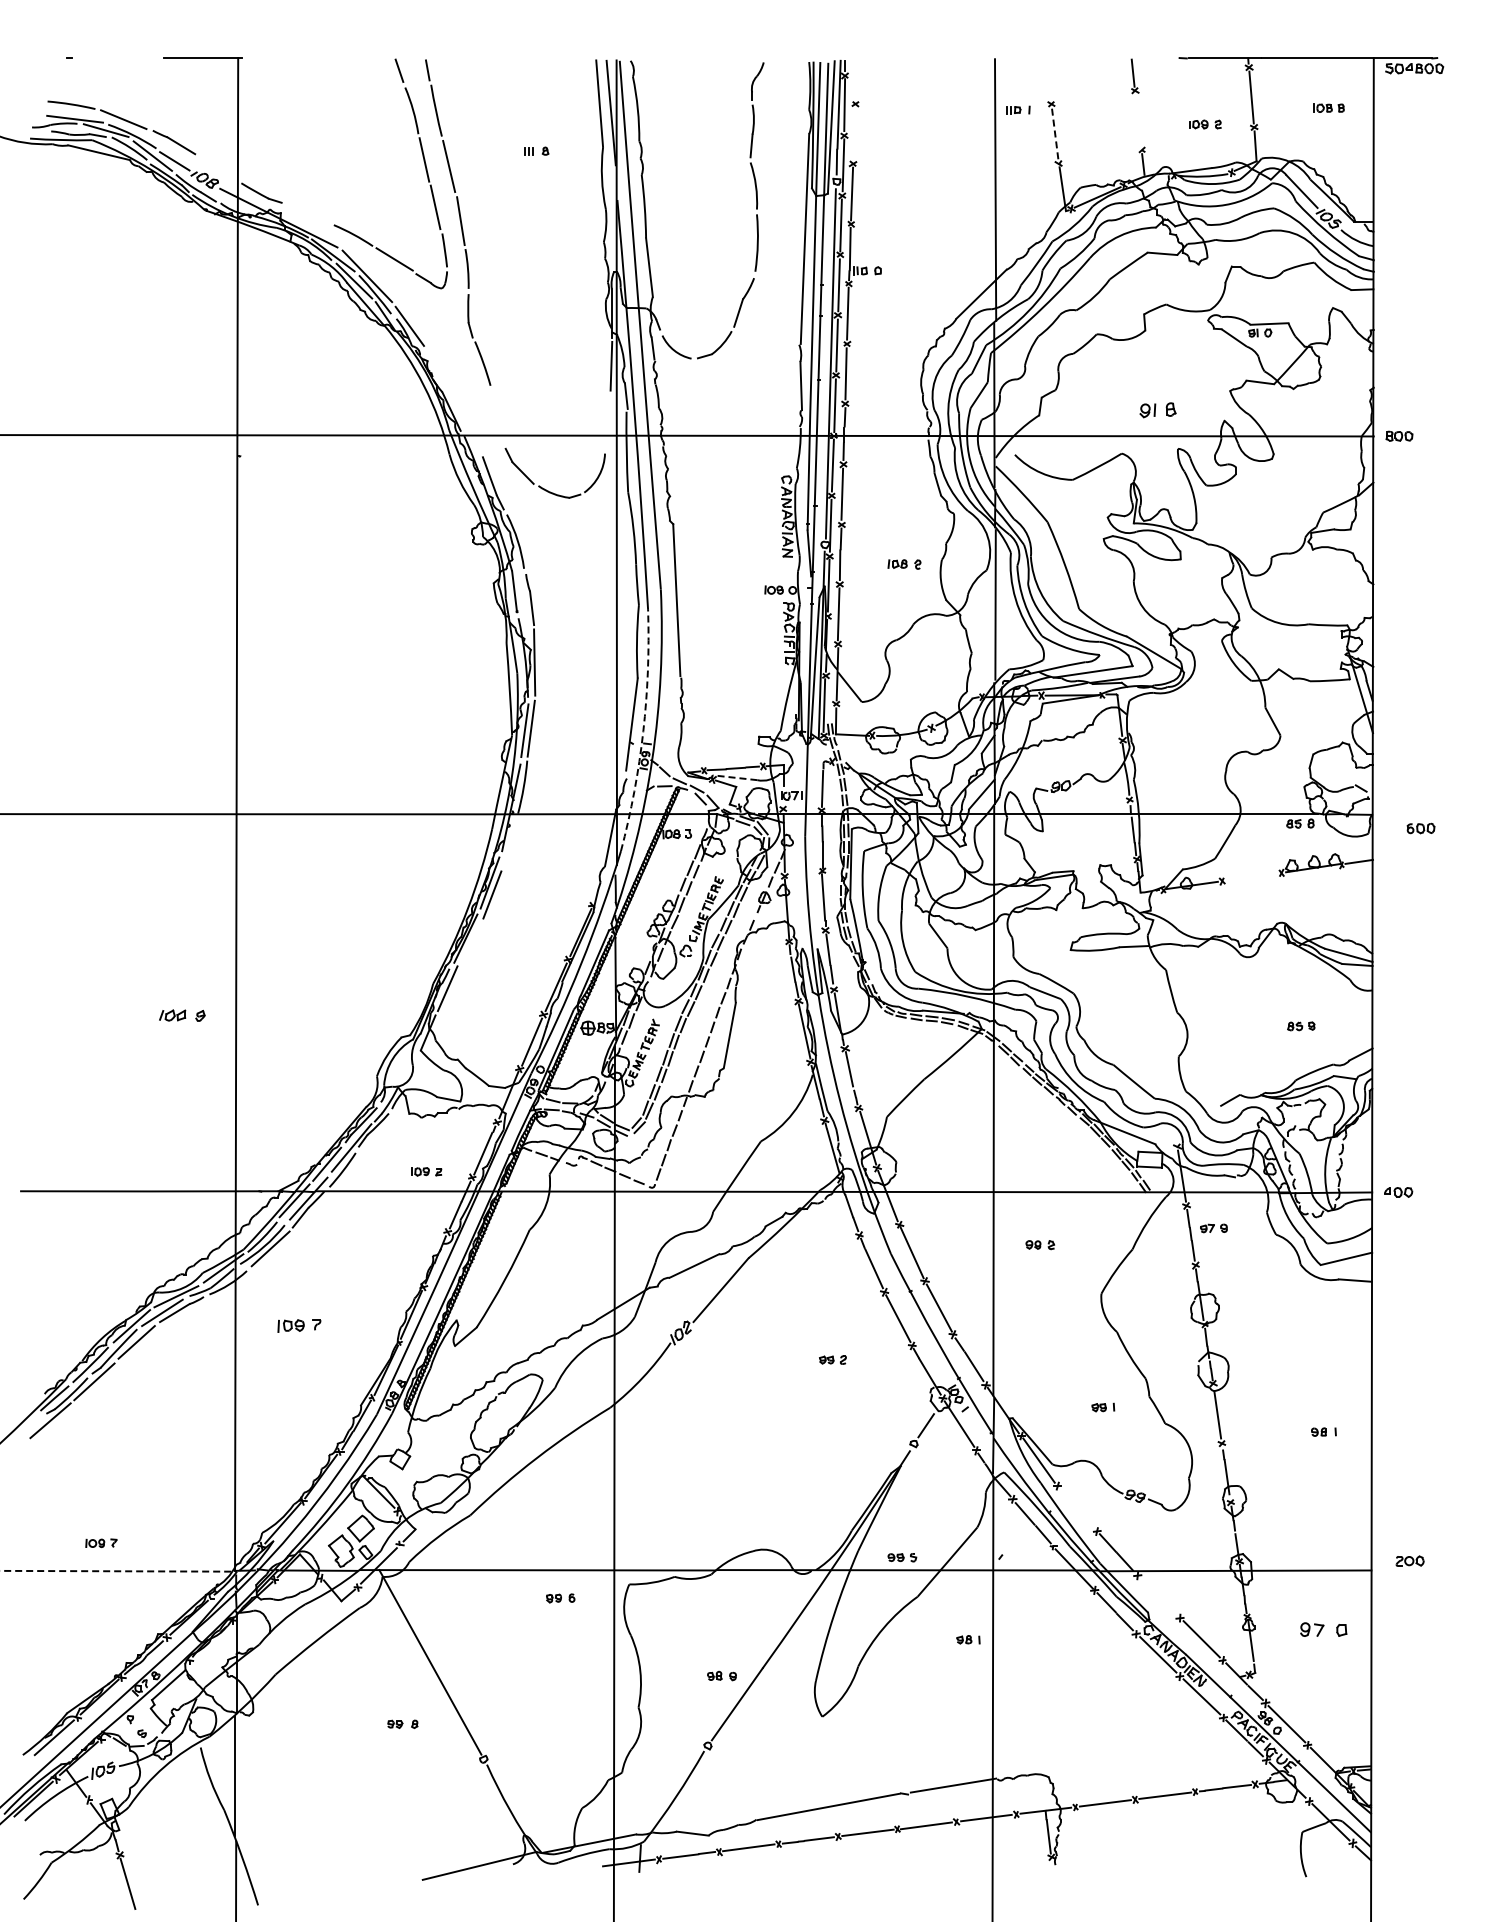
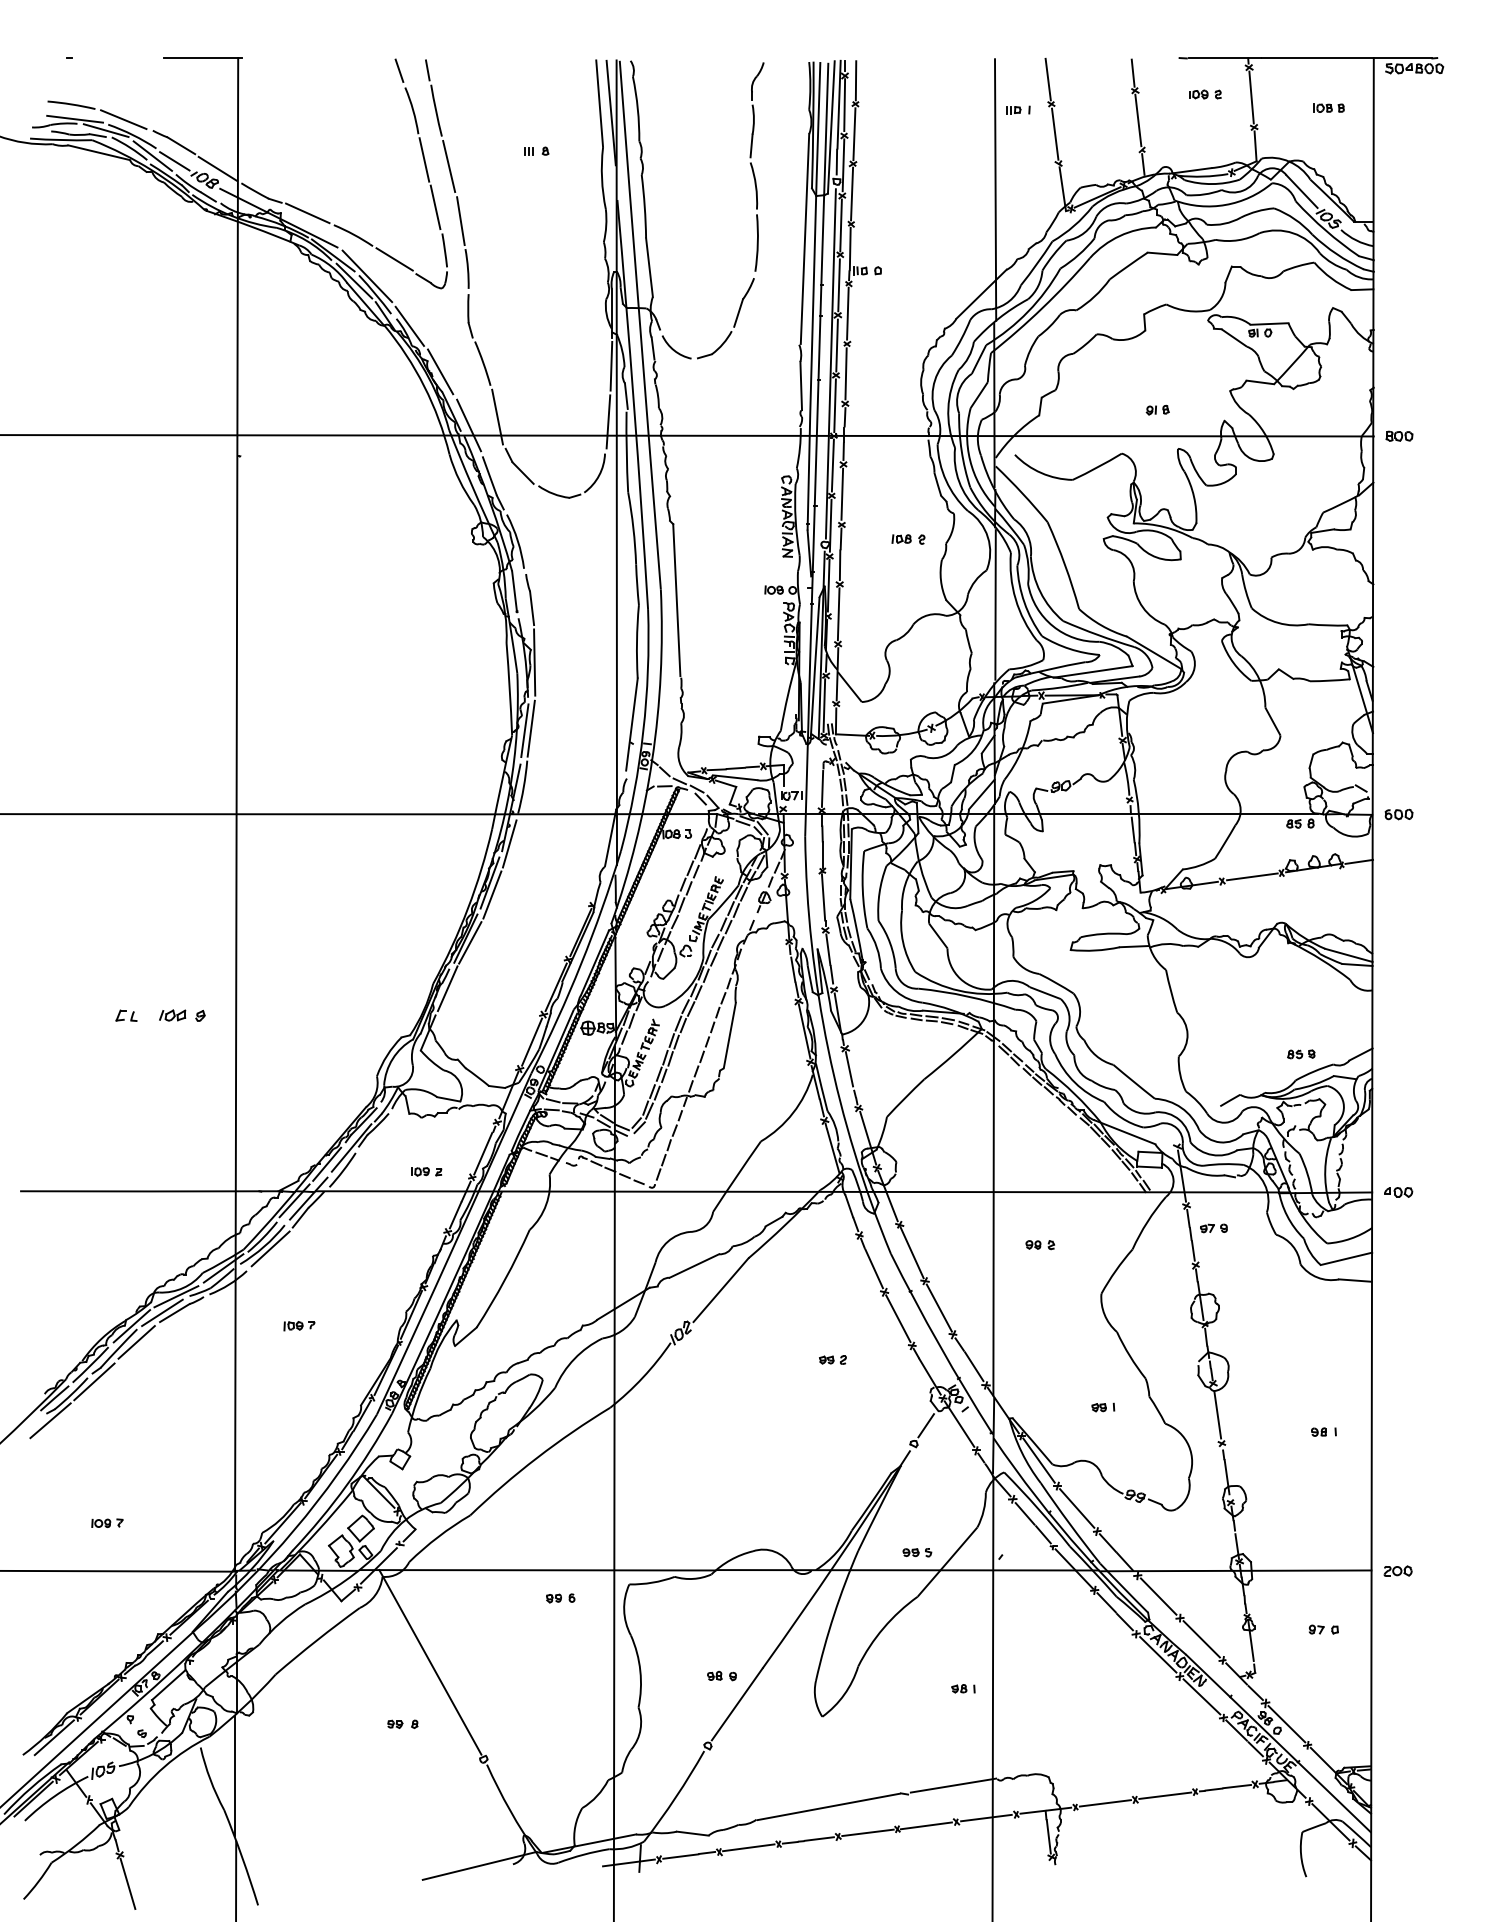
line: none -> present (1047, 79)
line: none -> present (855, 80)
line: none -> present (1138, 120)
part position: (1205, 124) -> (1205, 94) (1205, 94)
line: none -> present (854, 134)
line: dashed -> solid (1055, 134)
line: none -> present (217, 168)
line: none -> present (307, 213)
line: none -> present (440, 371)
part size: 38x17 px -> 25x12 px (1157, 409)
line: none -> present (497, 416)
line: none -> present (608, 421)
line: none -> present (469, 425)
part position: (904, 564) -> (908, 539) (908, 539)
arc: dashed -> solid (643, 731)
line: dashed -> solid (734, 777)
part position: (1420, 828) -> (1398, 814) (1398, 814)
line: none -> present (509, 843)
line: none -> present (1252, 876)
line: none -> present (470, 942)
part: none -> present (126, 1015)
part position: (1301, 1026) -> (1301, 1054) (1301, 1054)
part size: 45x14 px -> 33x11 px (299, 1326)
line: none -> present (1076, 1508)
part position: (101, 1542) -> (107, 1522) (107, 1522)
part position: (902, 1557) -> (917, 1552) (917, 1552)
part position: (1409, 1560) -> (1397, 1570) (1397, 1570)
line: dashed -> solid (119, 1571)
line: none -> present (1158, 1596)
part size: 48x15 px -> 30x11 px (1323, 1629)
part position: (968, 1639) -> (963, 1688) (963, 1688)
